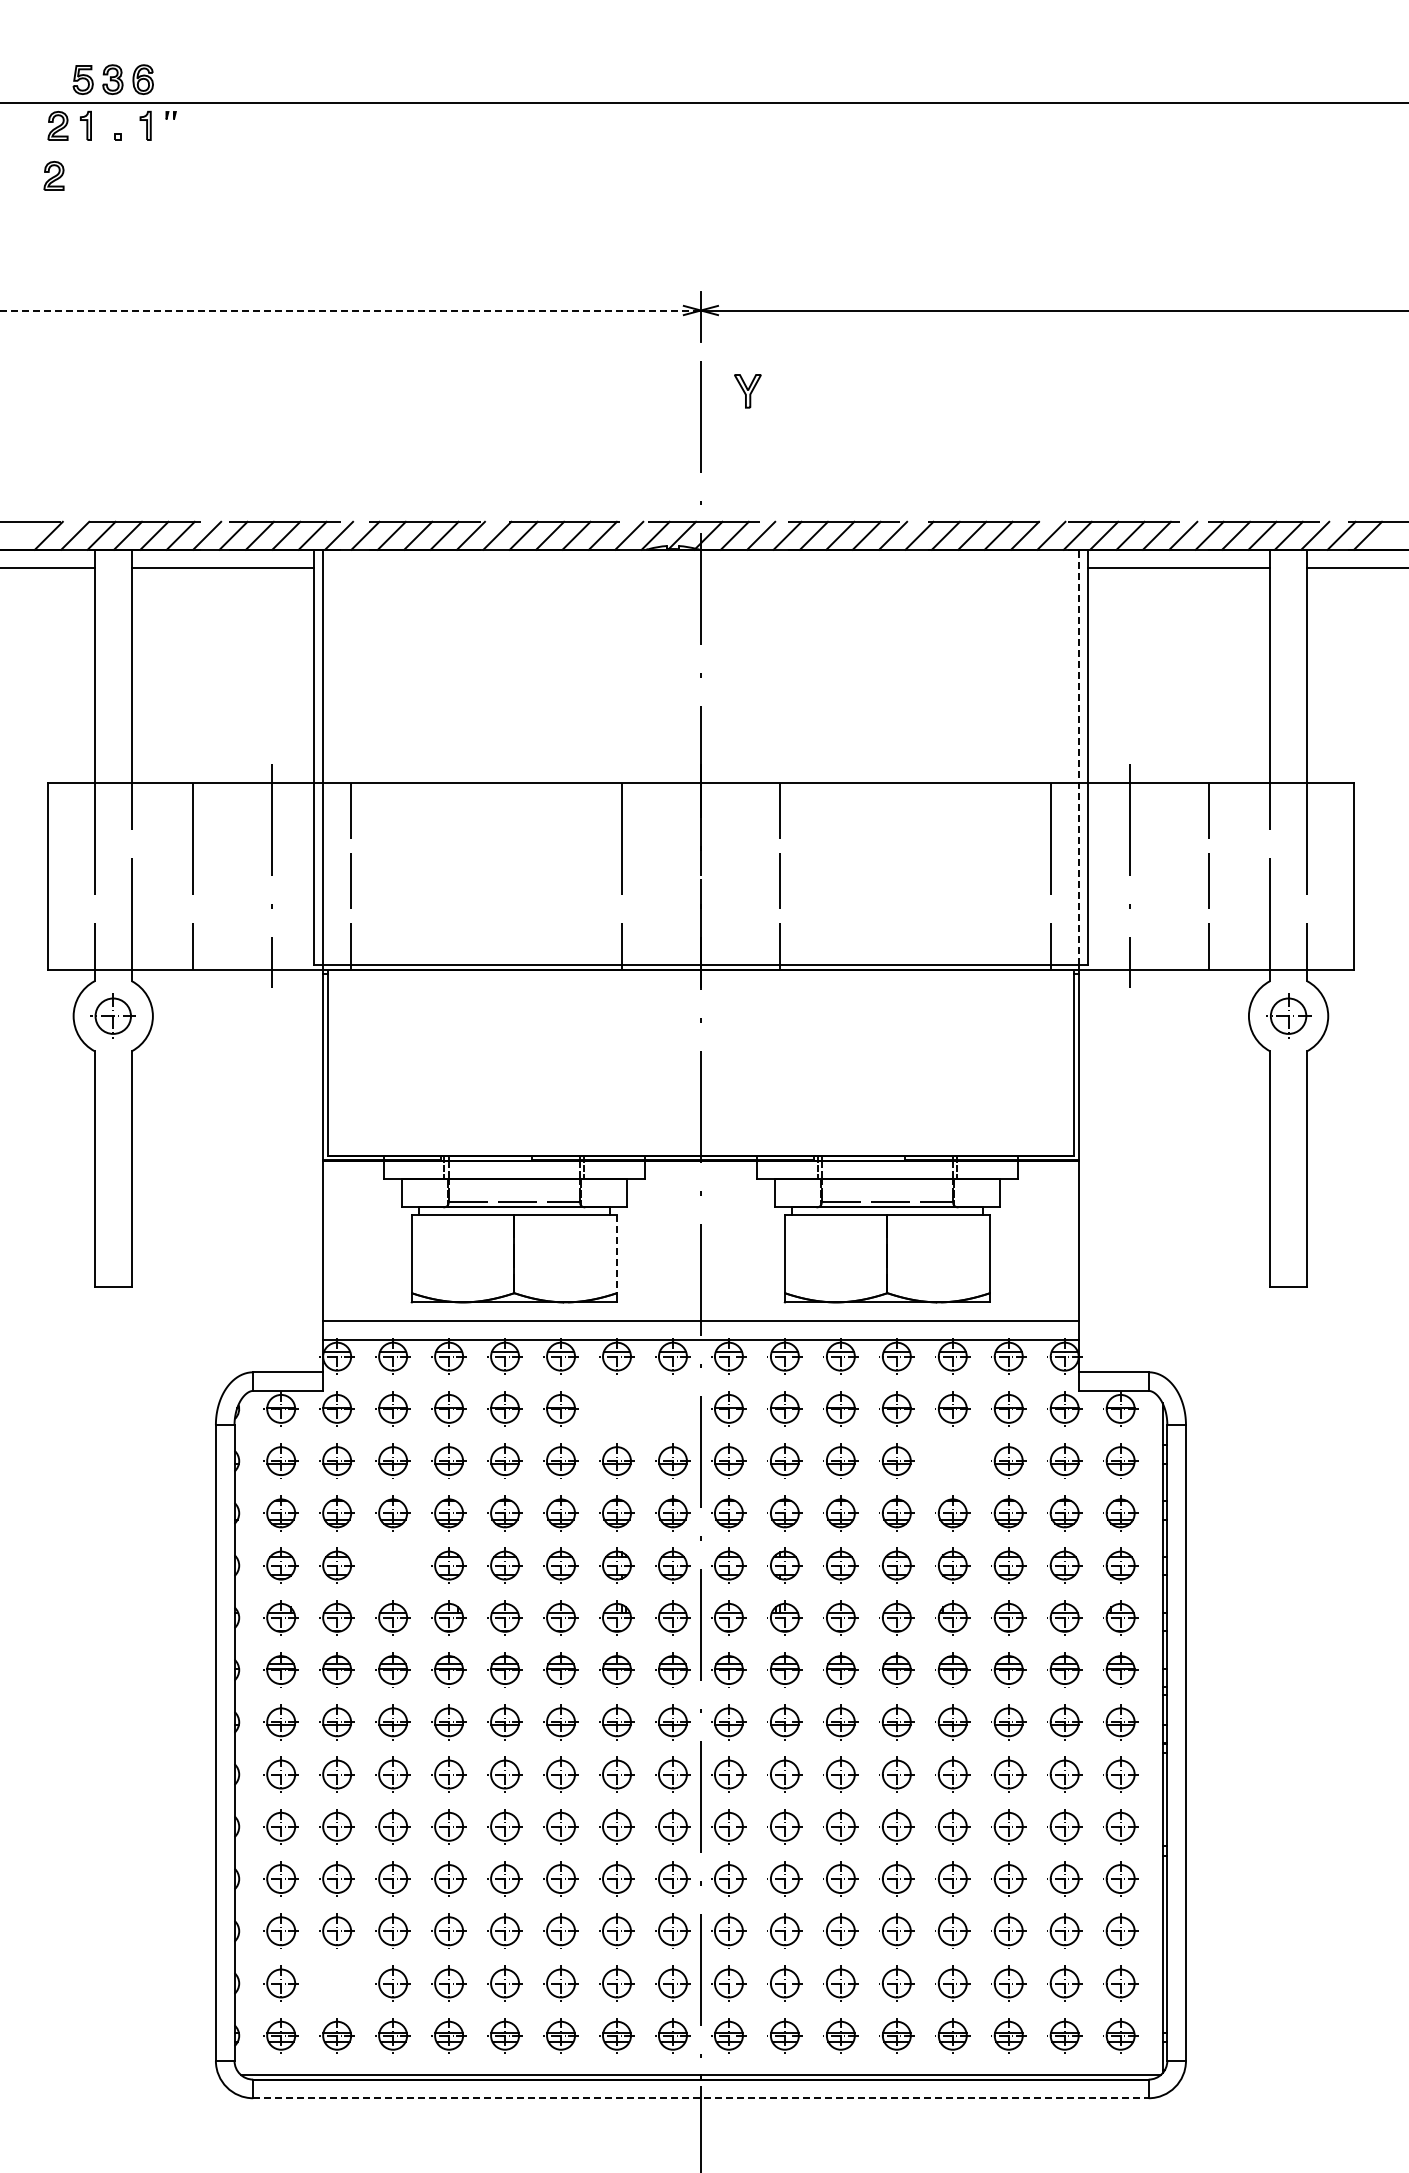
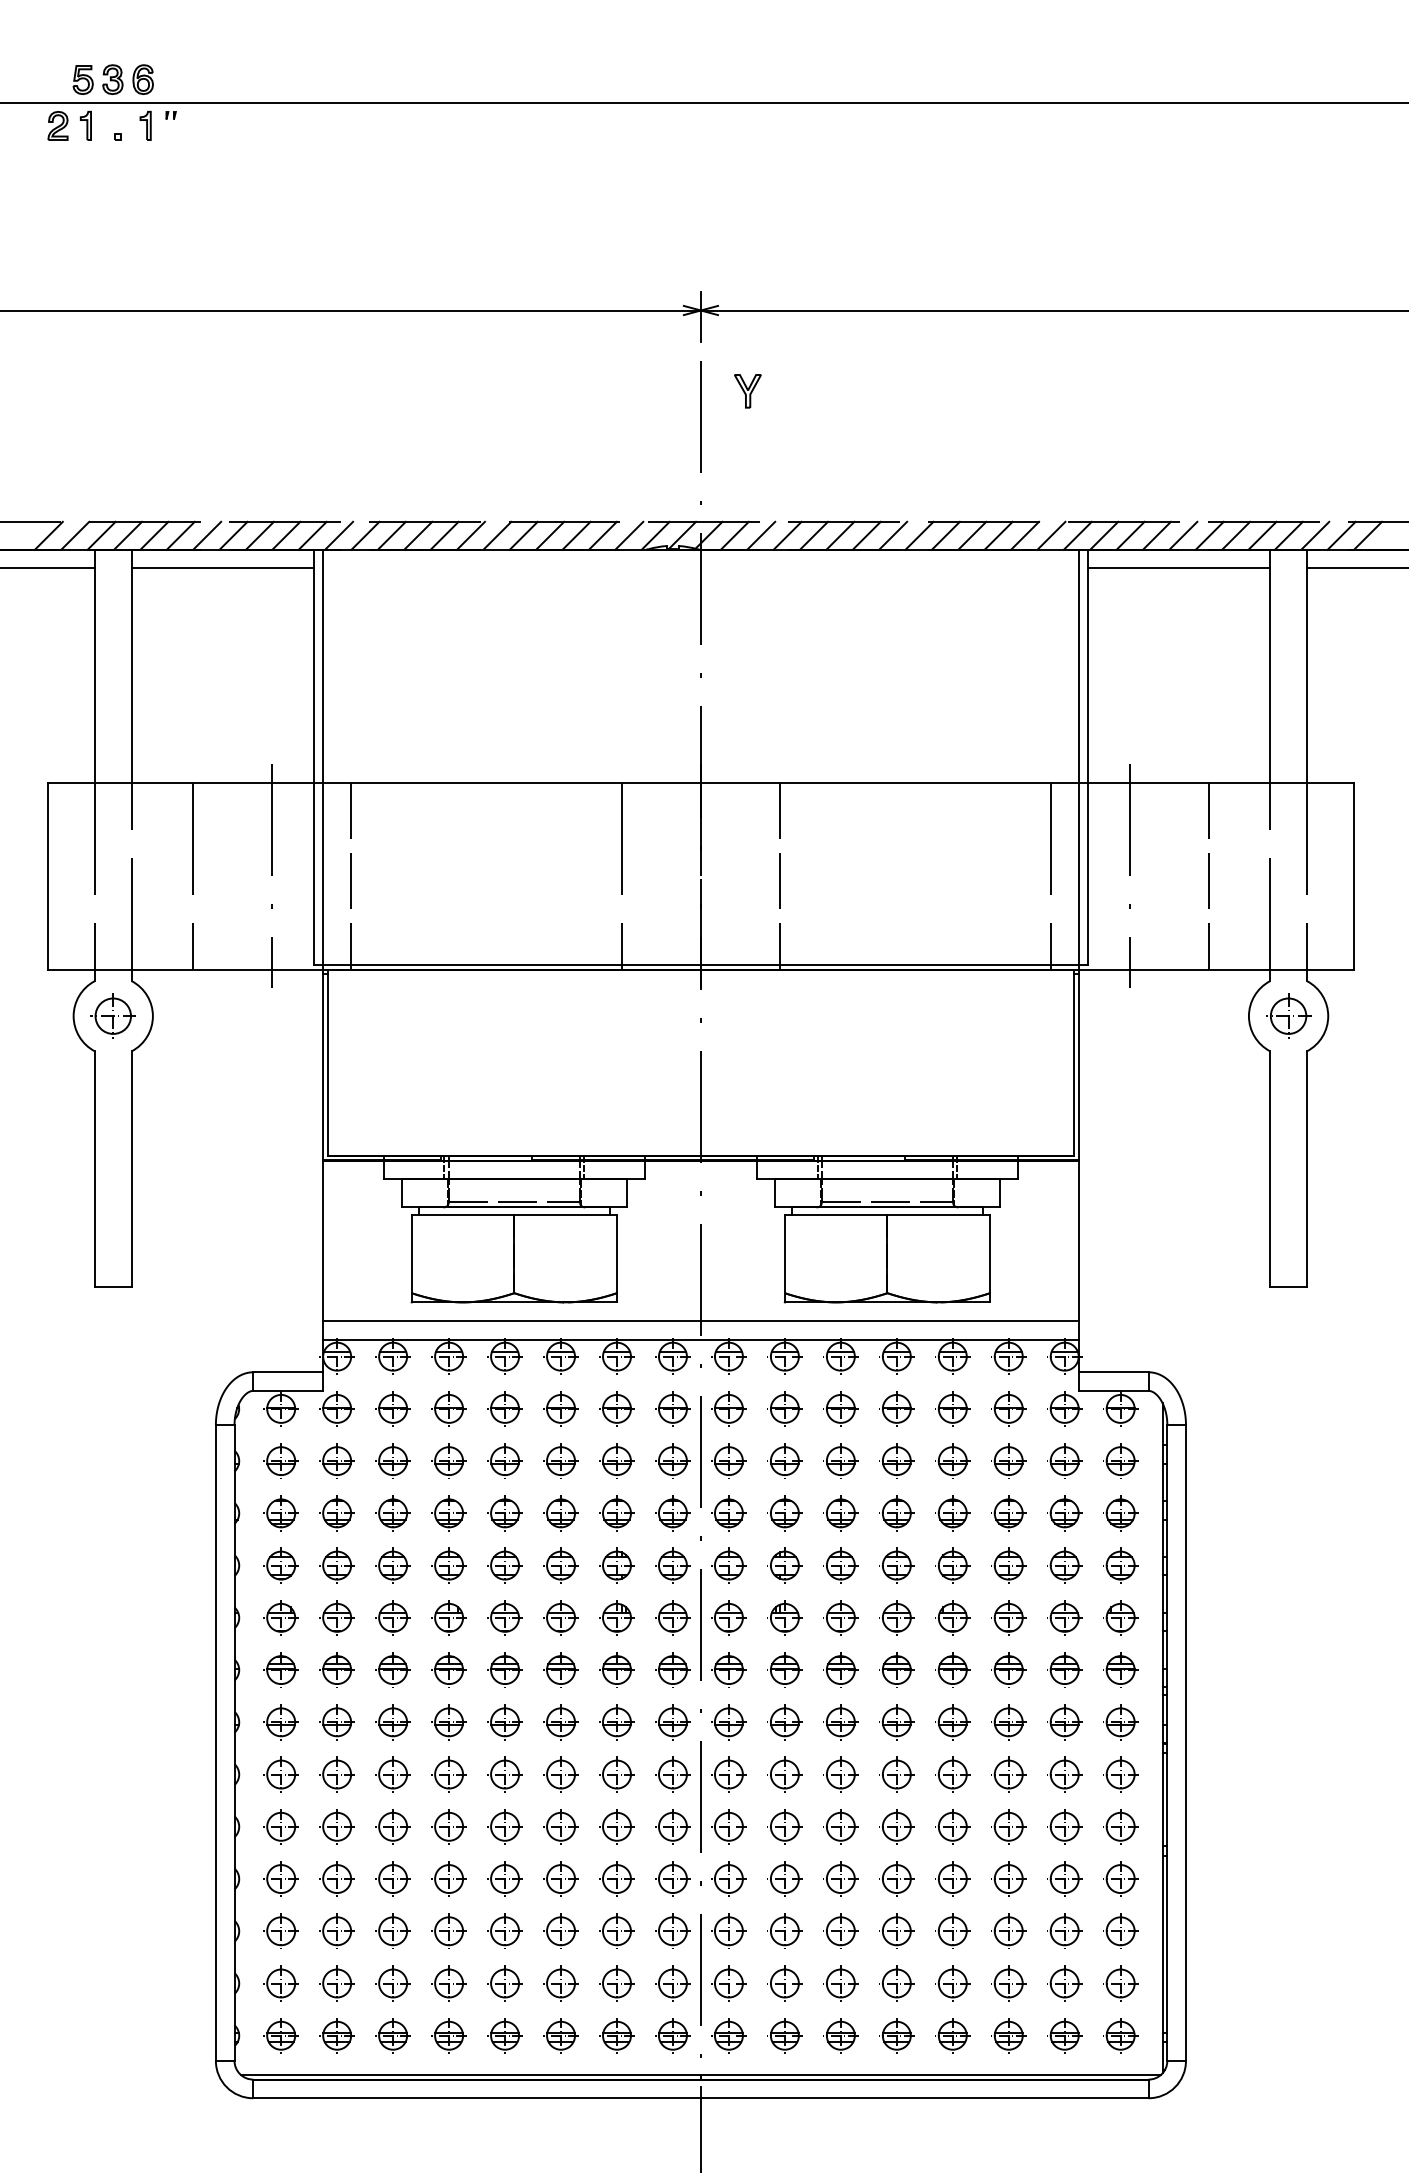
part: present -> none (53, 175)
line: dashed -> solid (351, 310)
line: dashed -> solid (1078, 757)
line: dashed -> solid (616, 1254)
part: none -> present (616, 1408)
part: none -> present (672, 1408)
part: none -> present (952, 1460)
part: none -> present (392, 1565)
part: none -> present (336, 1983)
line: dashed -> solid (700, 2098)
